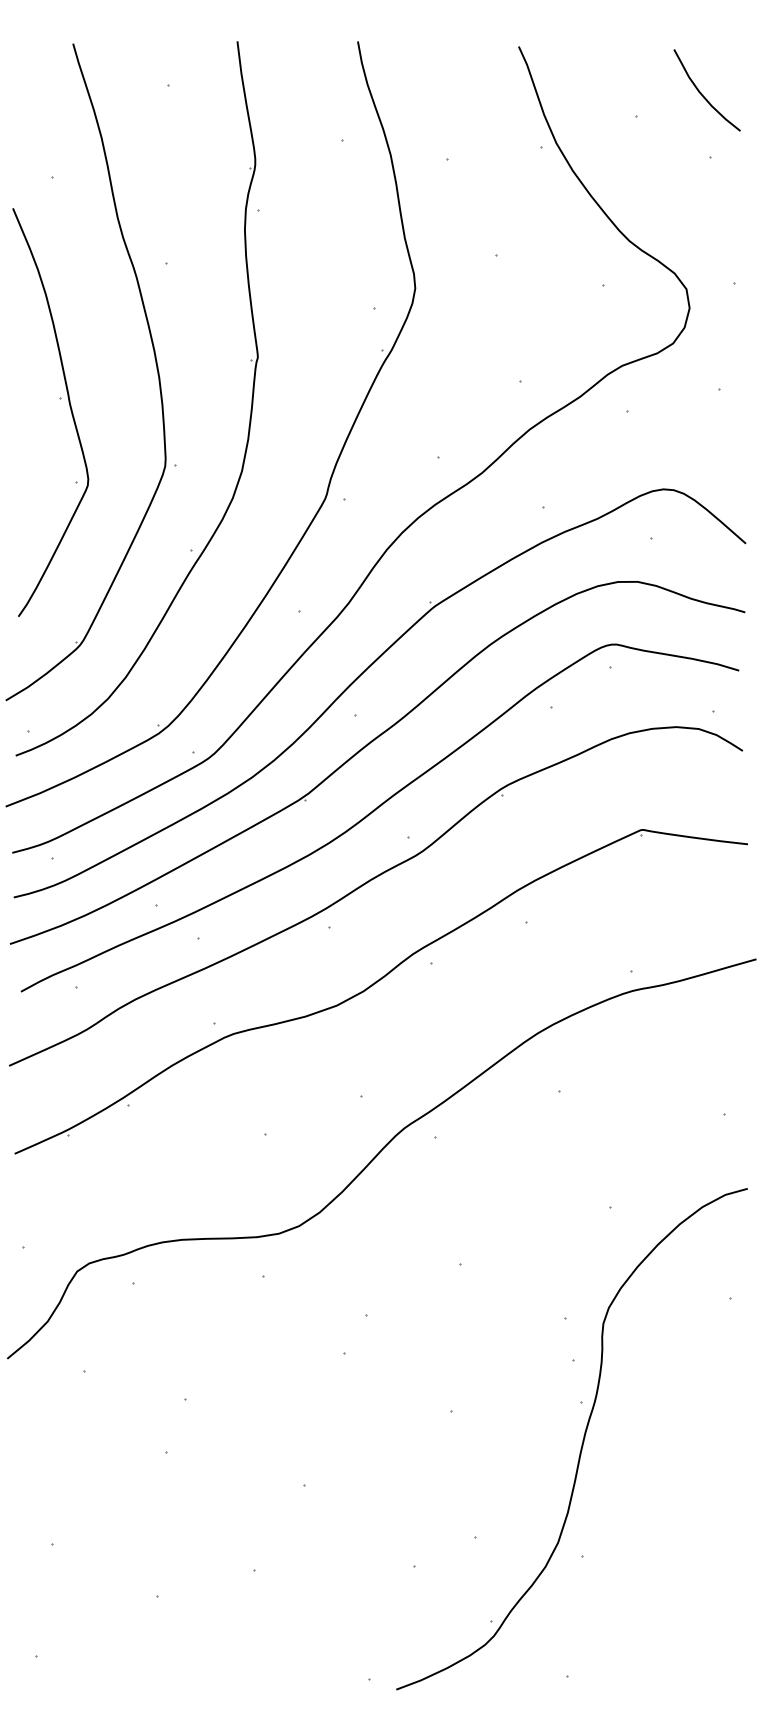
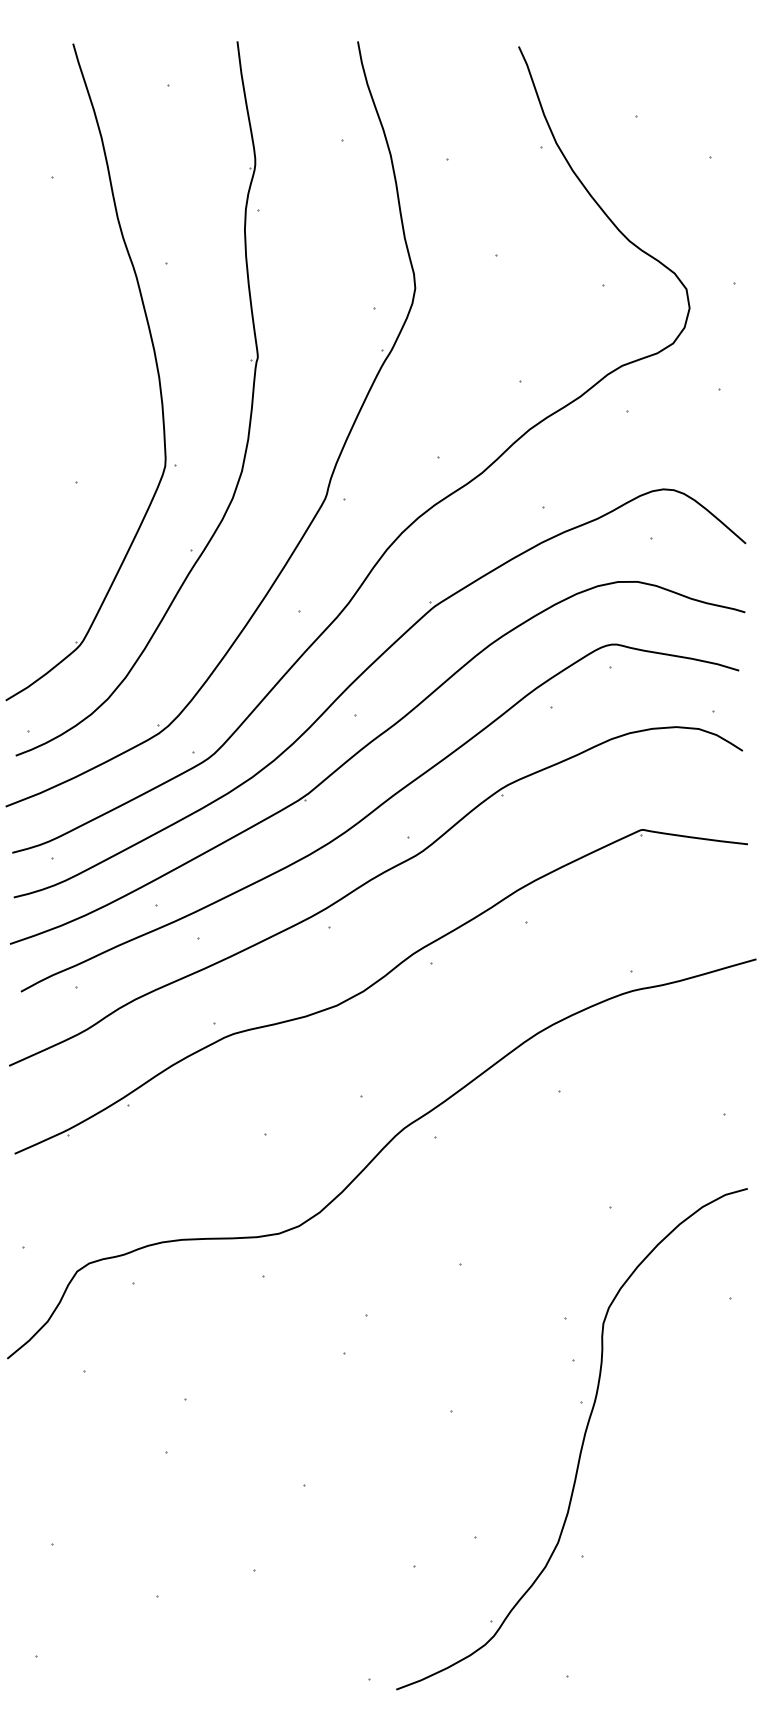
curve: present -> none (702, 93)
part: present -> none (60, 399)
